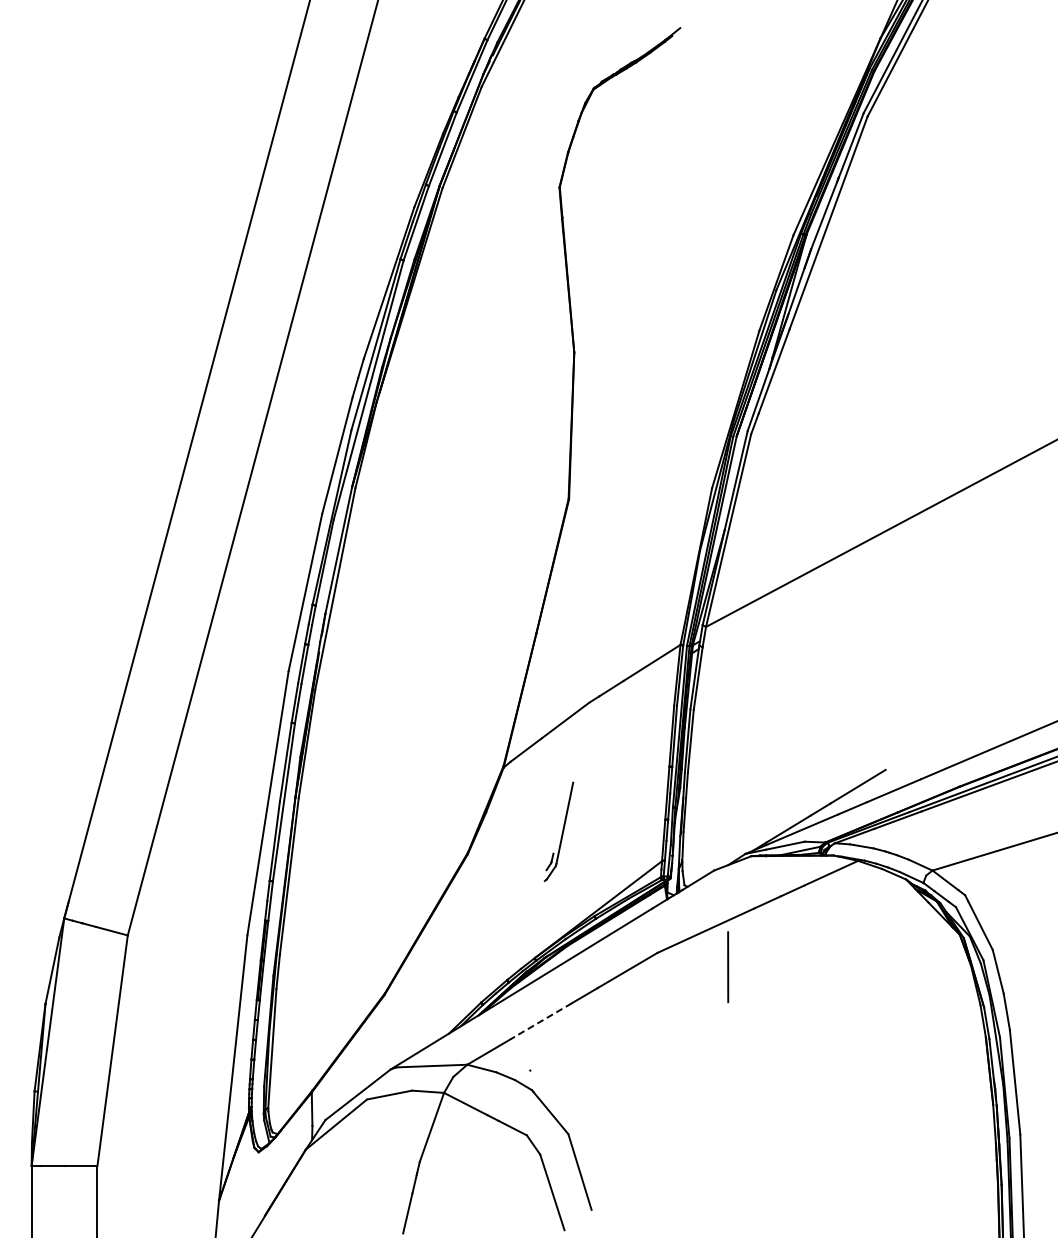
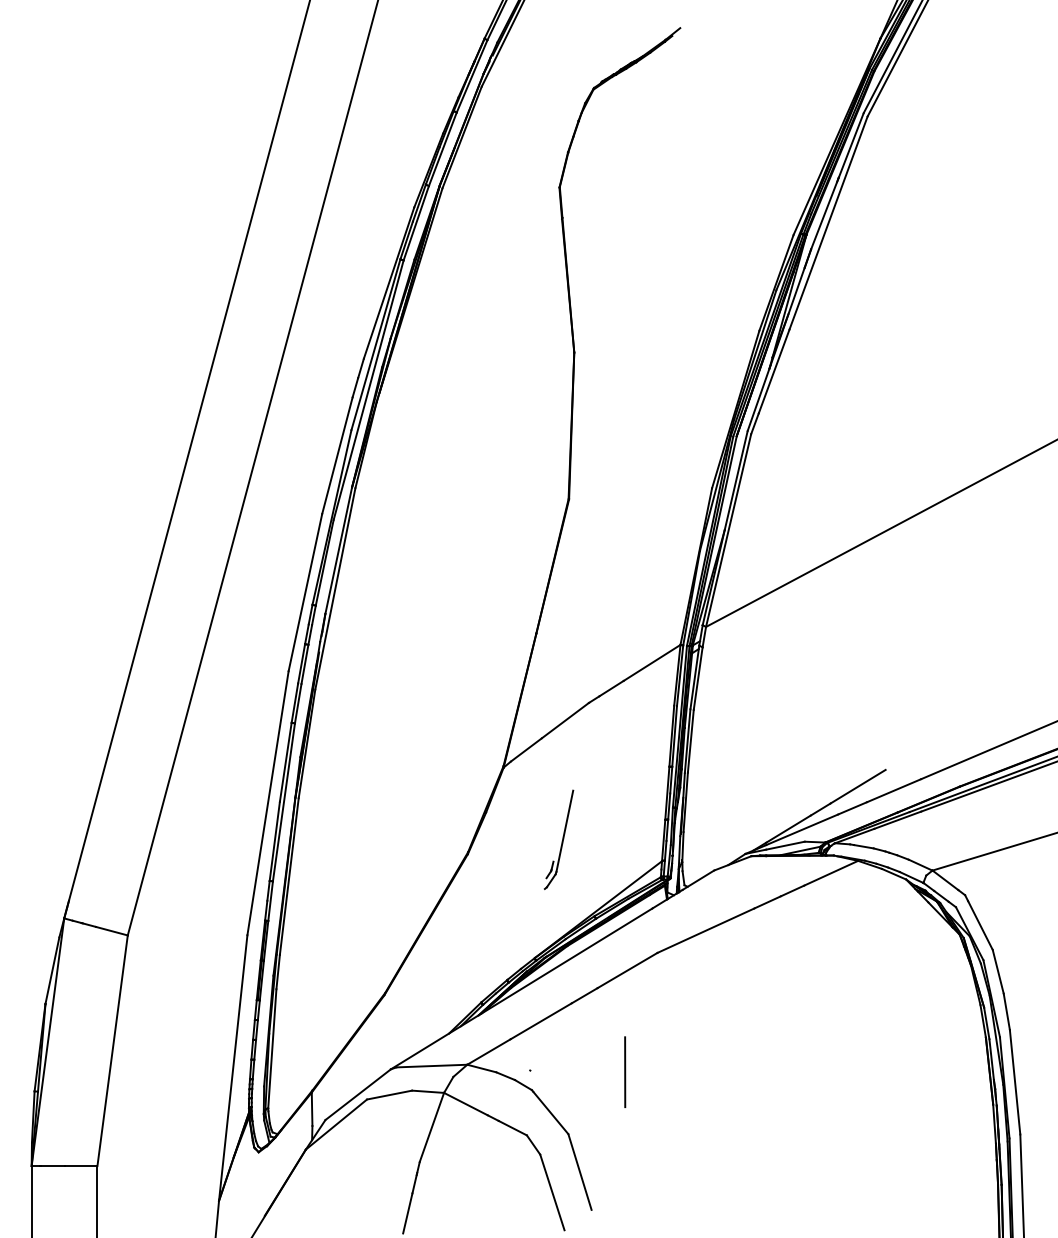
part position: (558, 831) -> (558, 839) (558, 839)
line position: (728, 966) -> (625, 1071) (625, 1071)
line: dashed -> solid (541, 1021)
